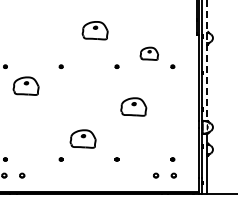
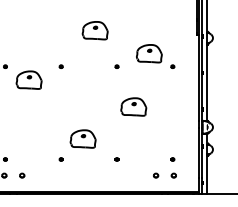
part size: 20x15 px -> 27x20 px (149, 53)
line: dashed -> solid (207, 60)
part position: (25, 85) -> (28, 79) (28, 79)
